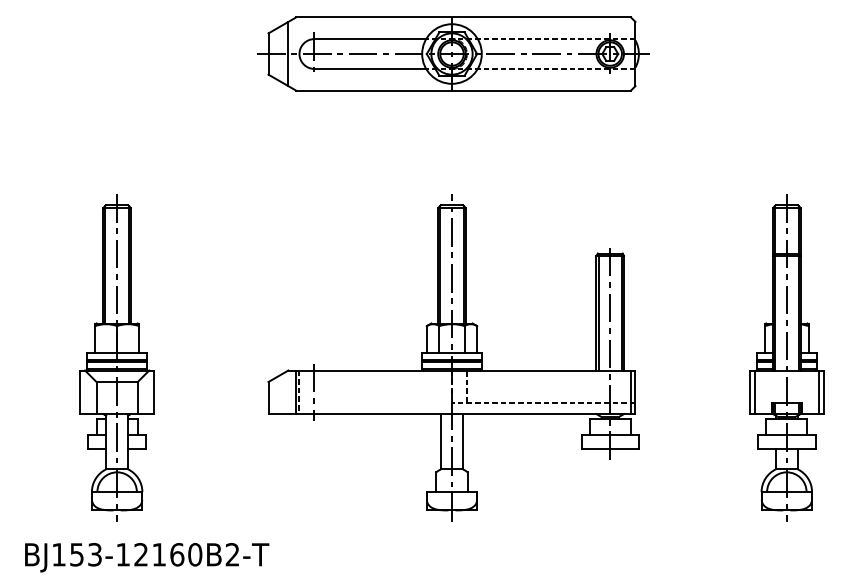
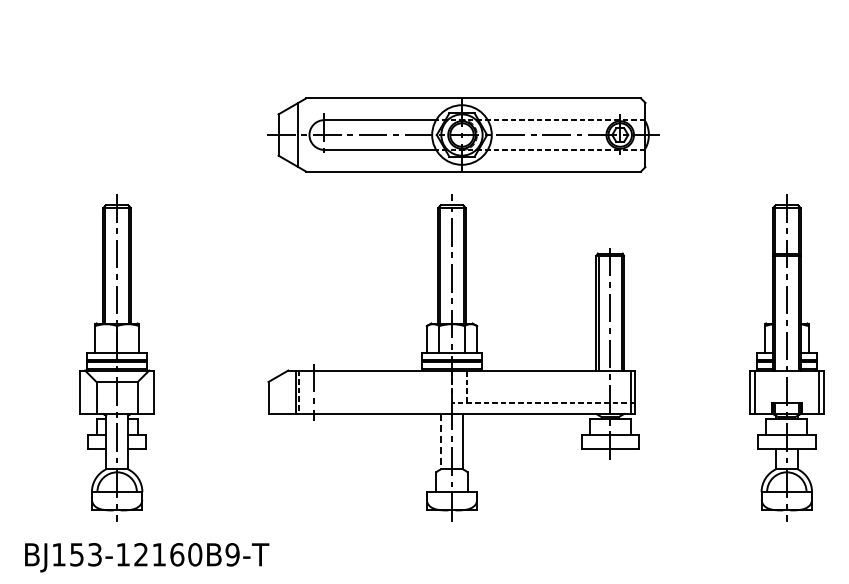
part position: (453, 53) -> (463, 134) (463, 134)
line: solid -> dashed (441, 441)
text: BJ153-12160B2-T -> BJ153-12160B9-T (232, 554)
